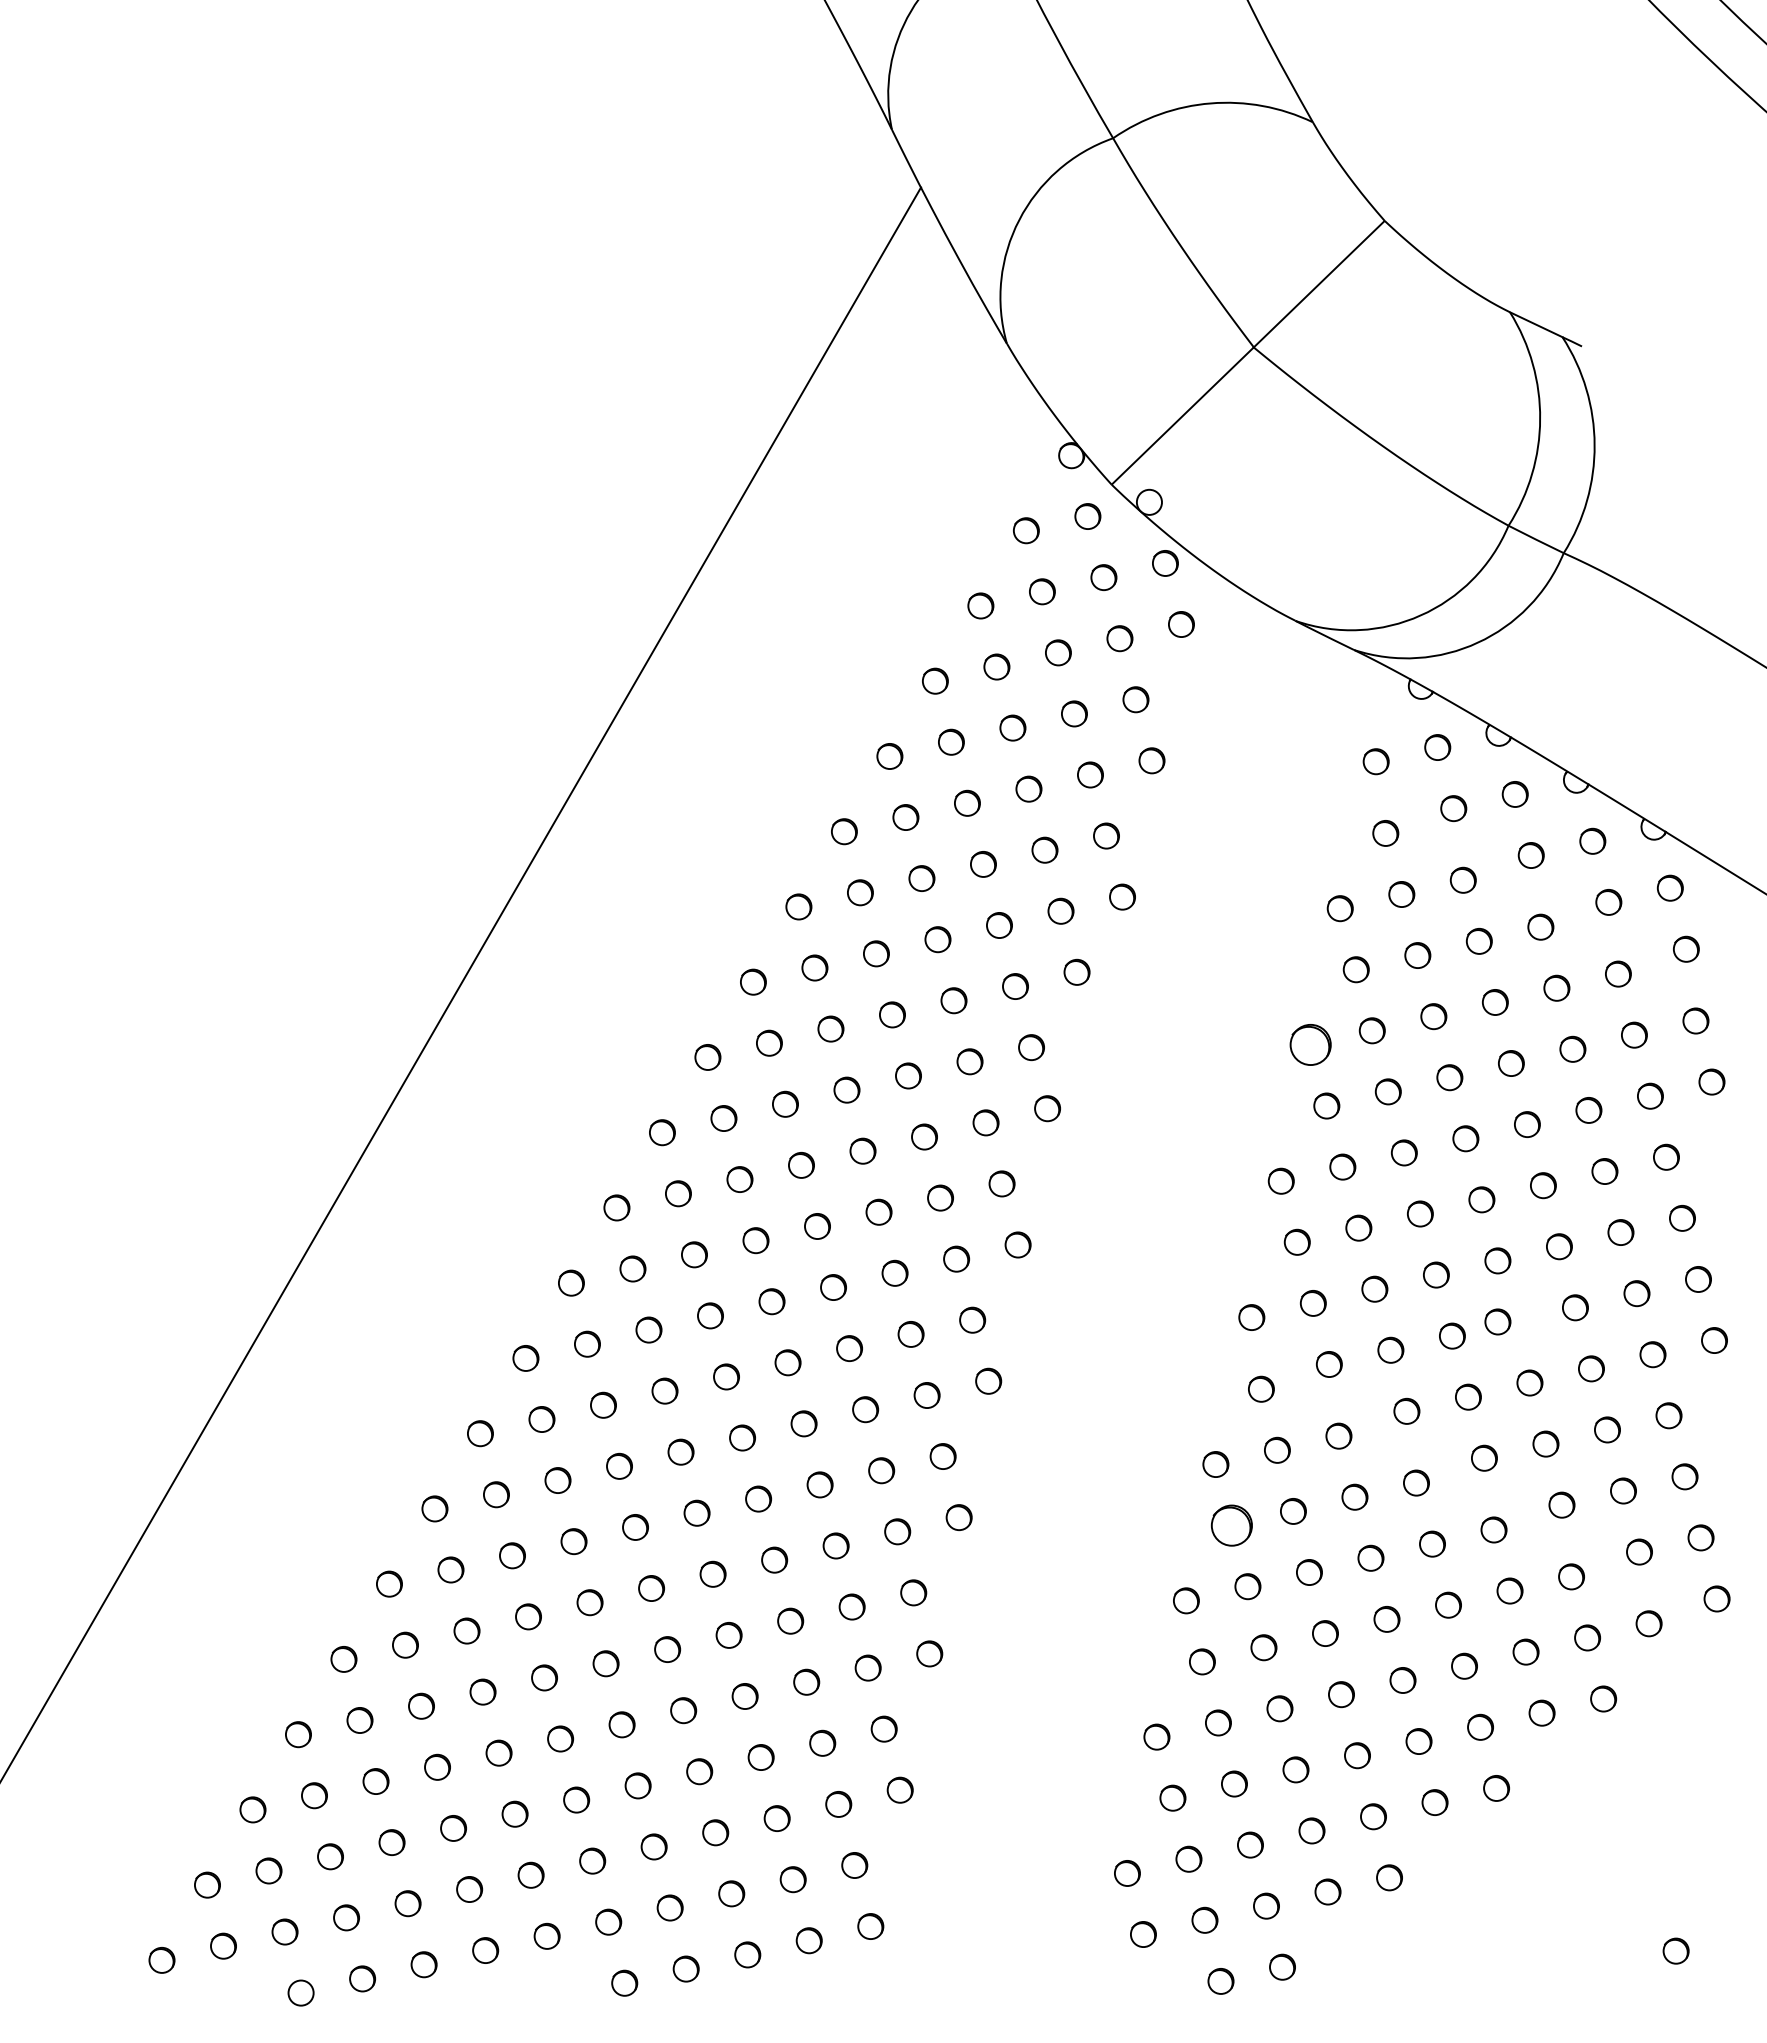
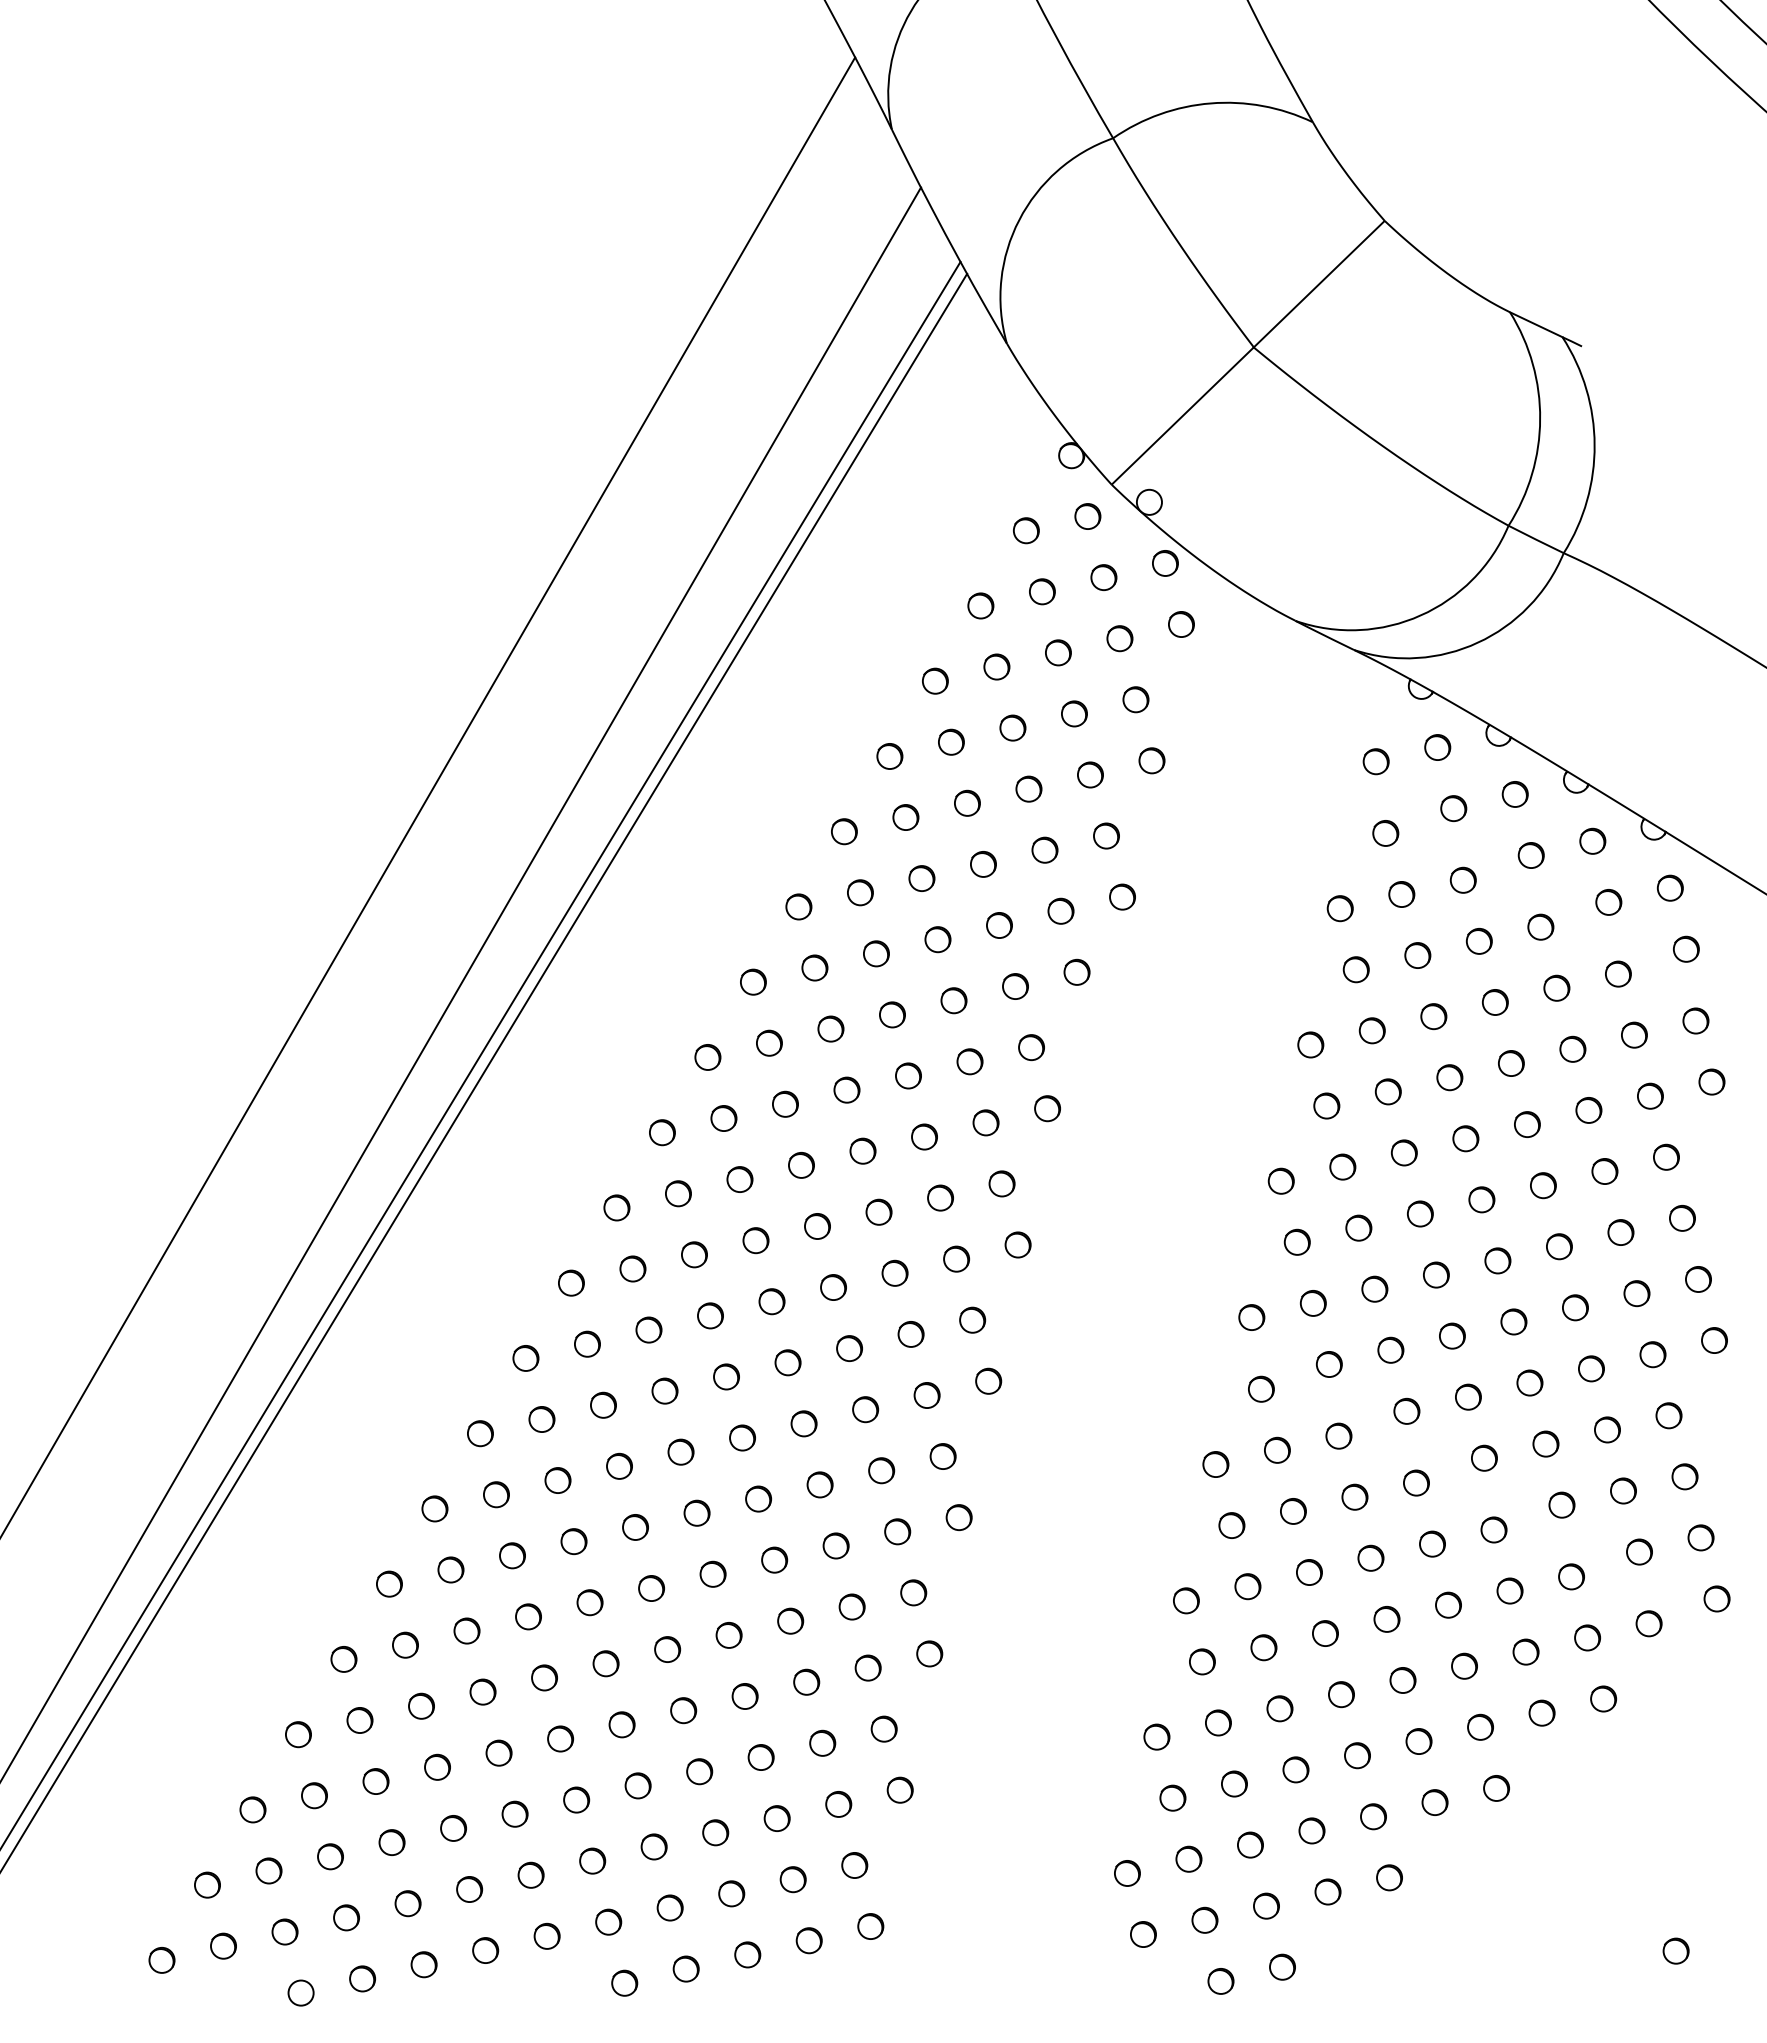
line: none -> present (428, 796)
circle size: 43x42 px -> 28x28 px (1310, 1044)
line: none -> present (481, 1053)
line: none -> present (484, 1070)
circle position: (1497, 1321) -> (1513, 1321) (1513, 1321)
part size: 43x43 px -> 28x27 px (1231, 1525)
